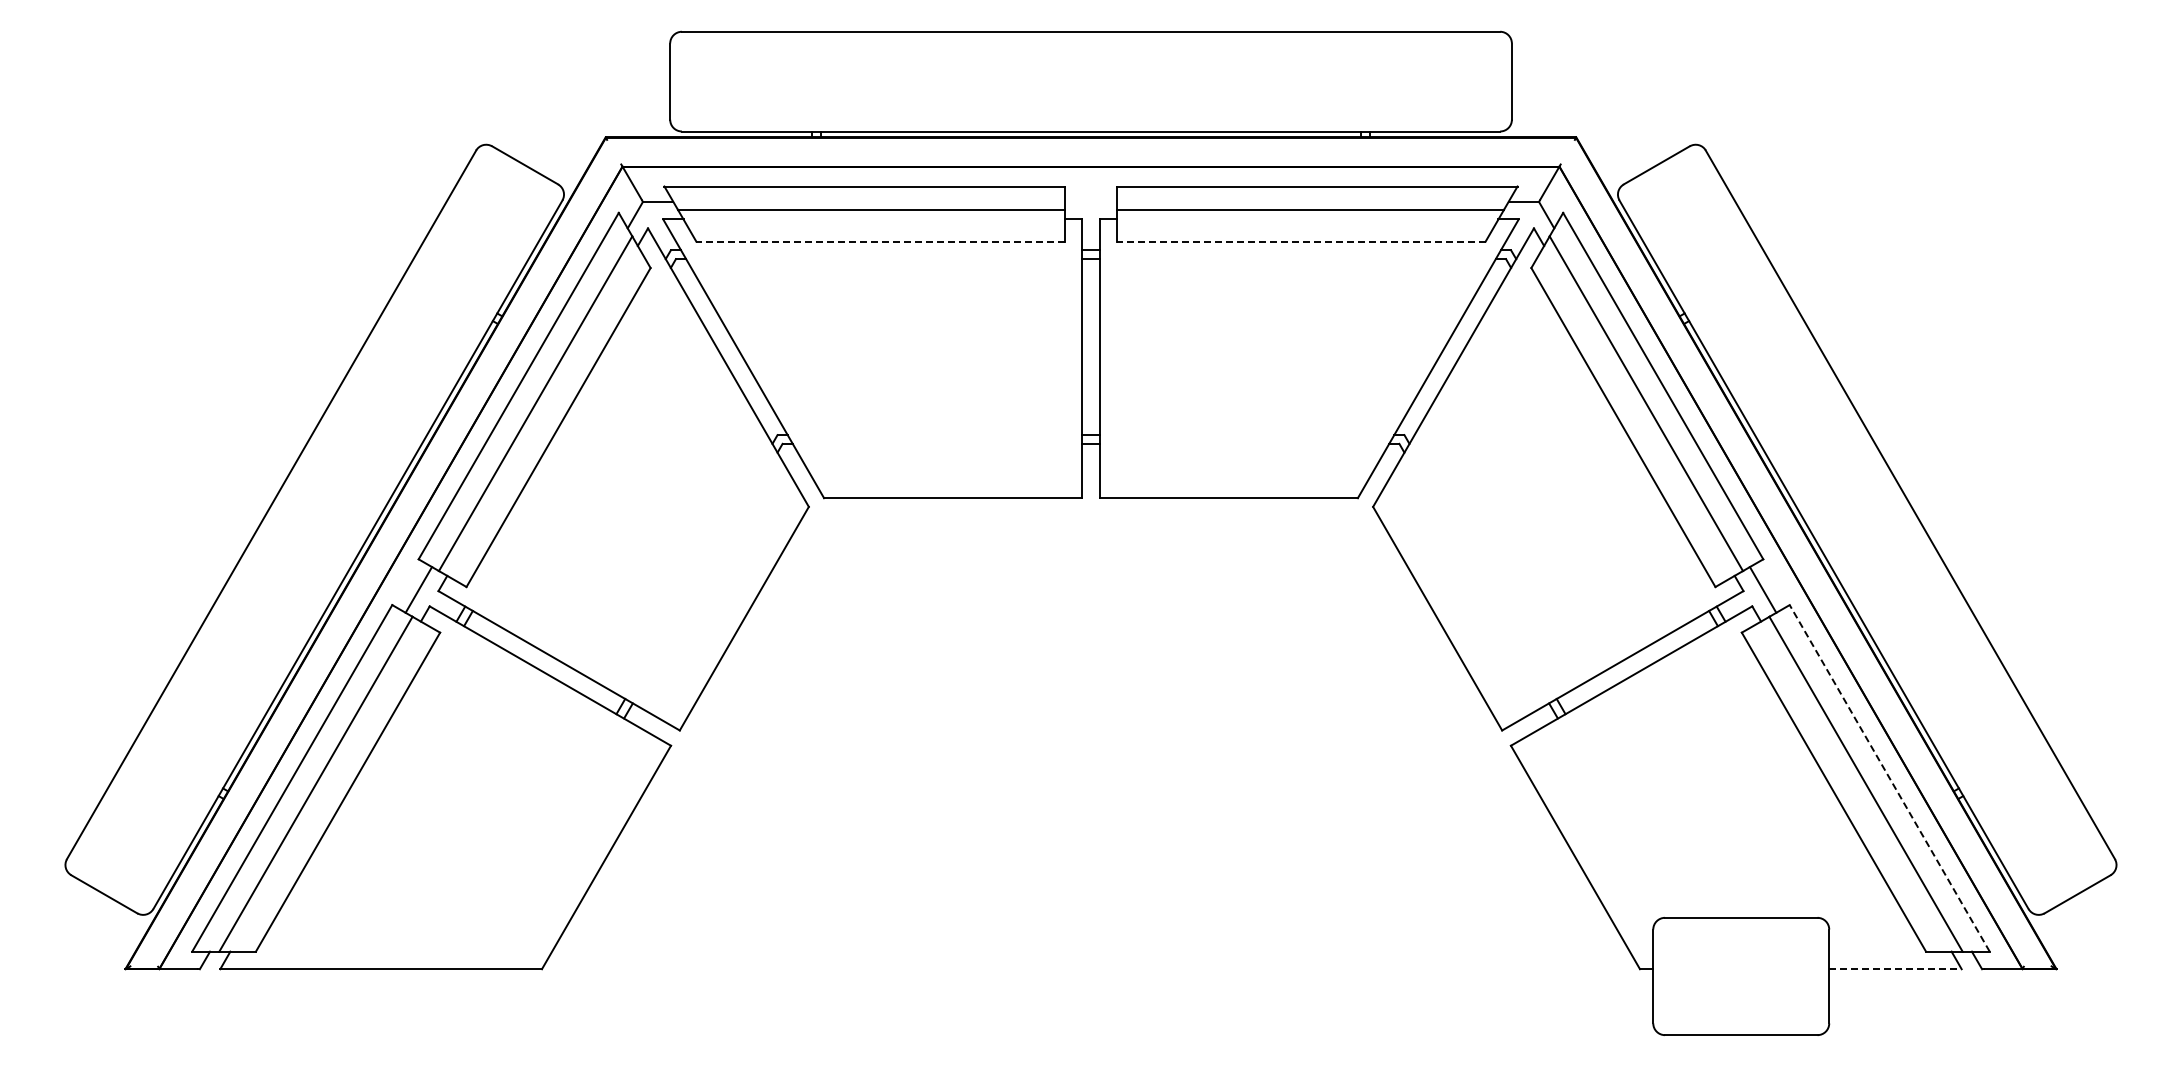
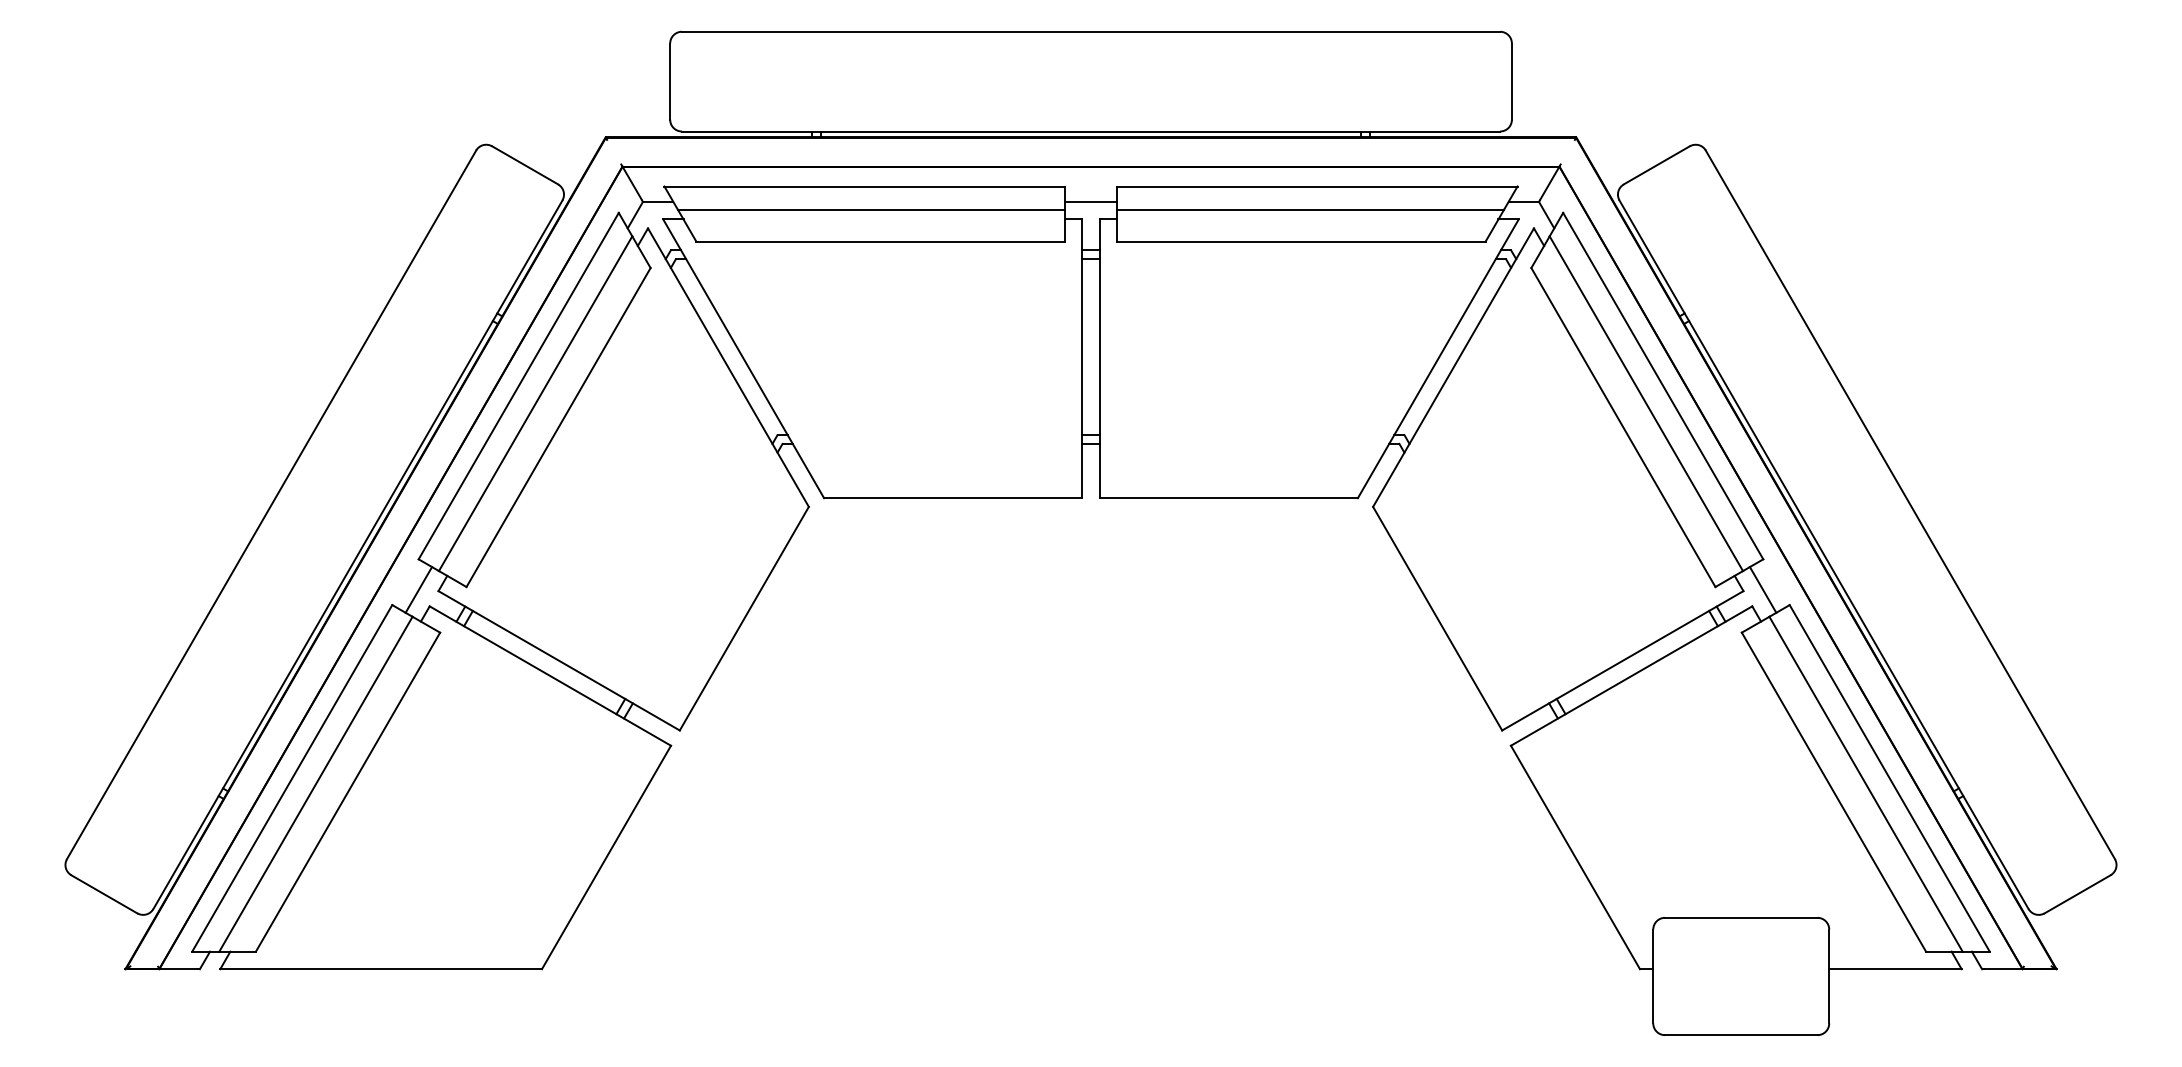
line: none -> present (1090, 201)
line: dashed -> solid (879, 241)
line: dashed -> solid (1301, 241)
line: dashed -> solid (1889, 777)
line: dashed -> solid (1895, 969)
